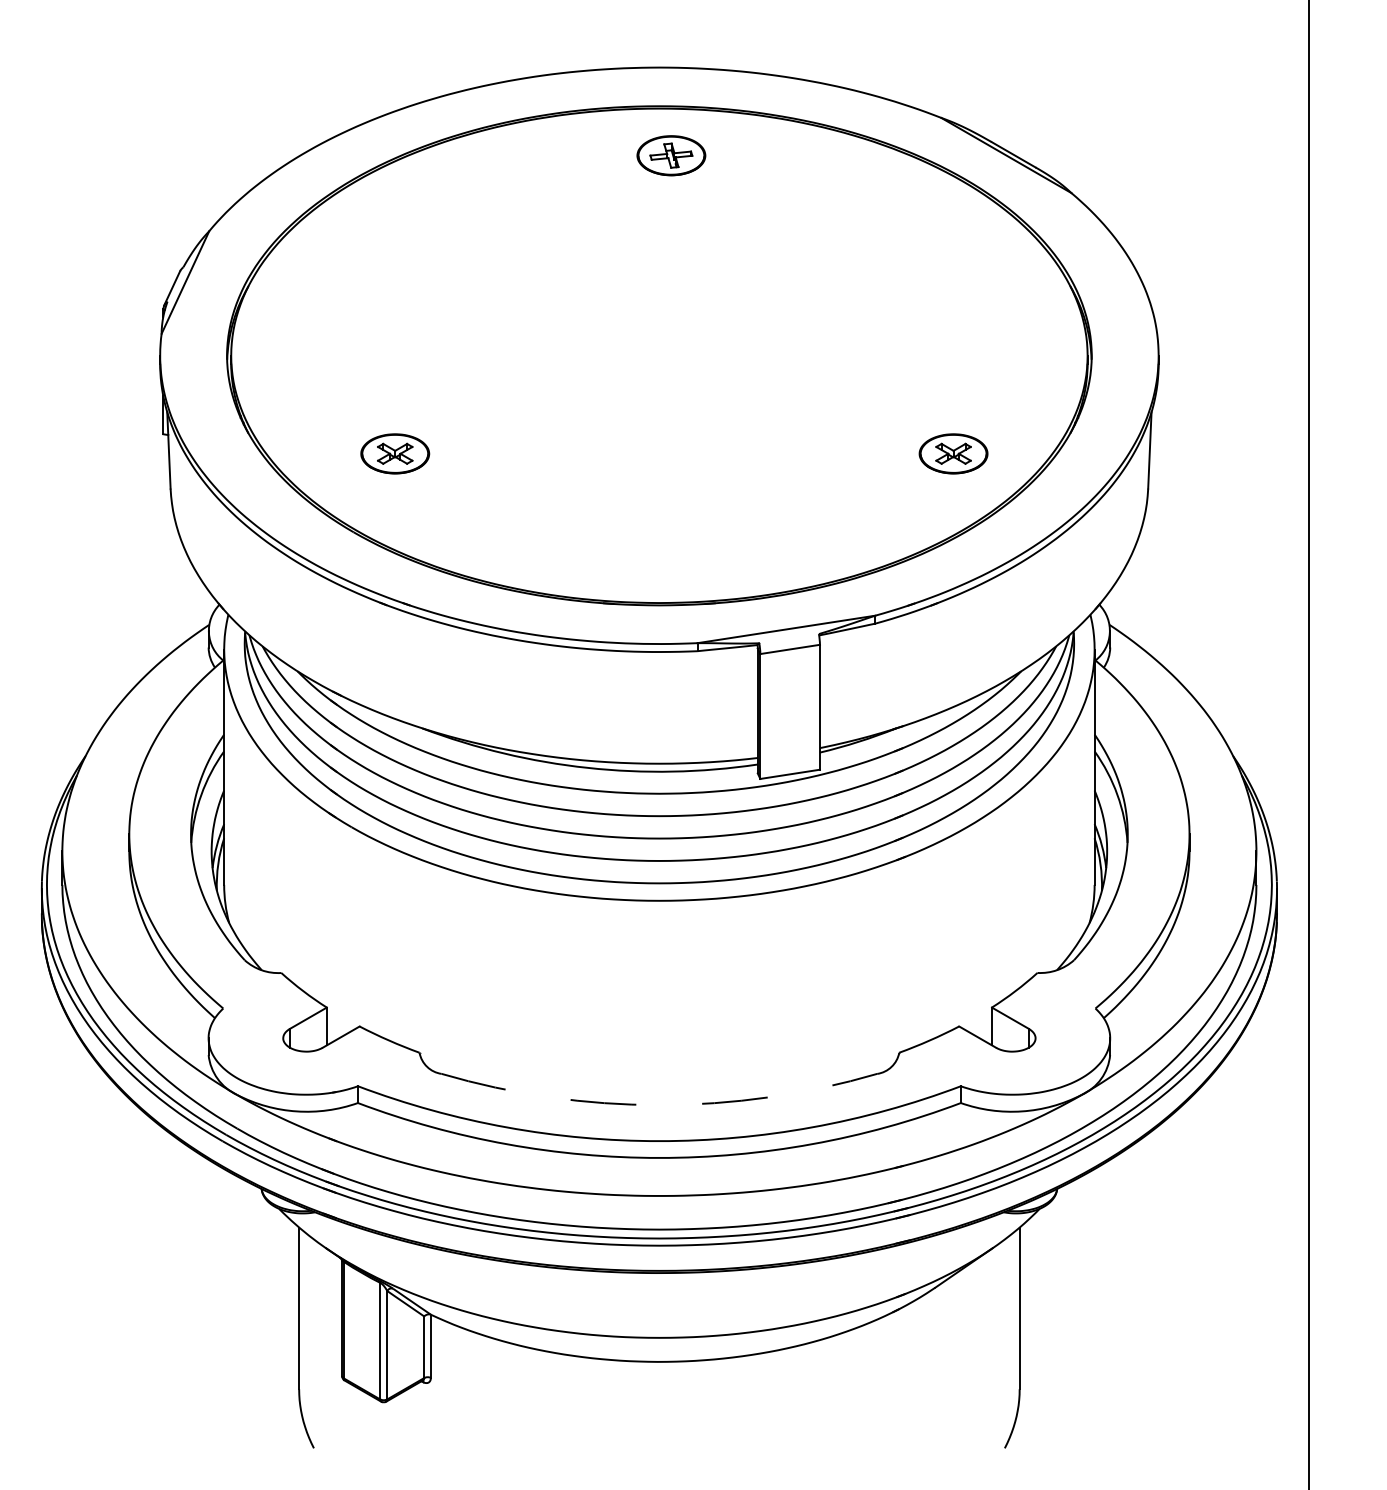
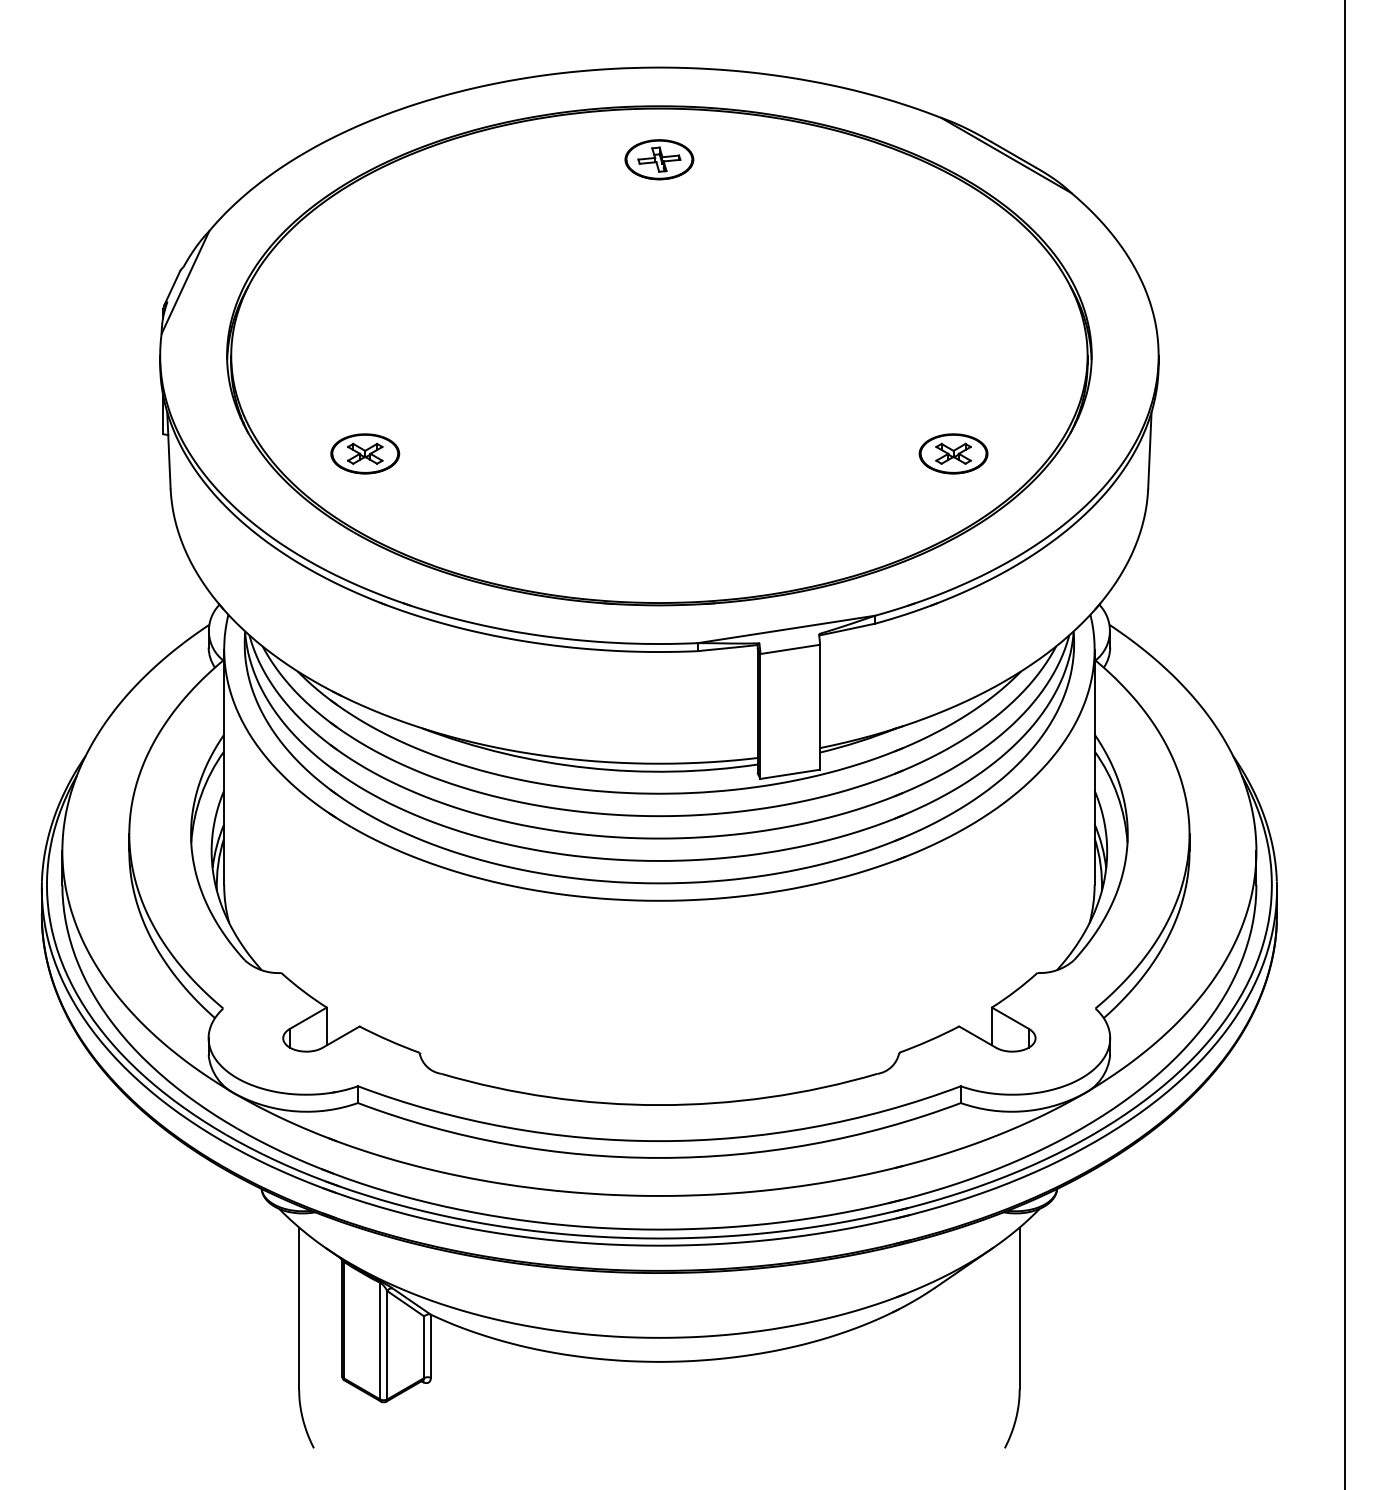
part position: (671, 155) -> (659, 159) (659, 159)
part position: (395, 453) -> (365, 453) (365, 453)
line position: (1309, 744) -> (1345, 744) (1345, 744)
arc: dashed -> solid (659, 1105)
